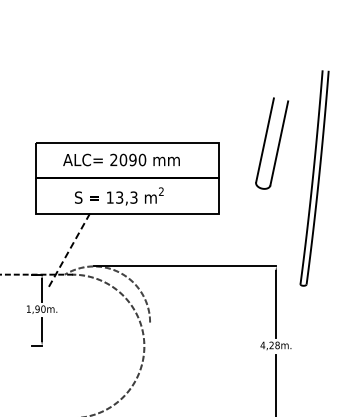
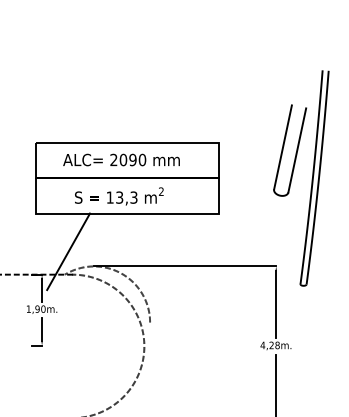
part position: (272, 143) -> (290, 150) (290, 150)
line: dashed -> solid (68, 251)
